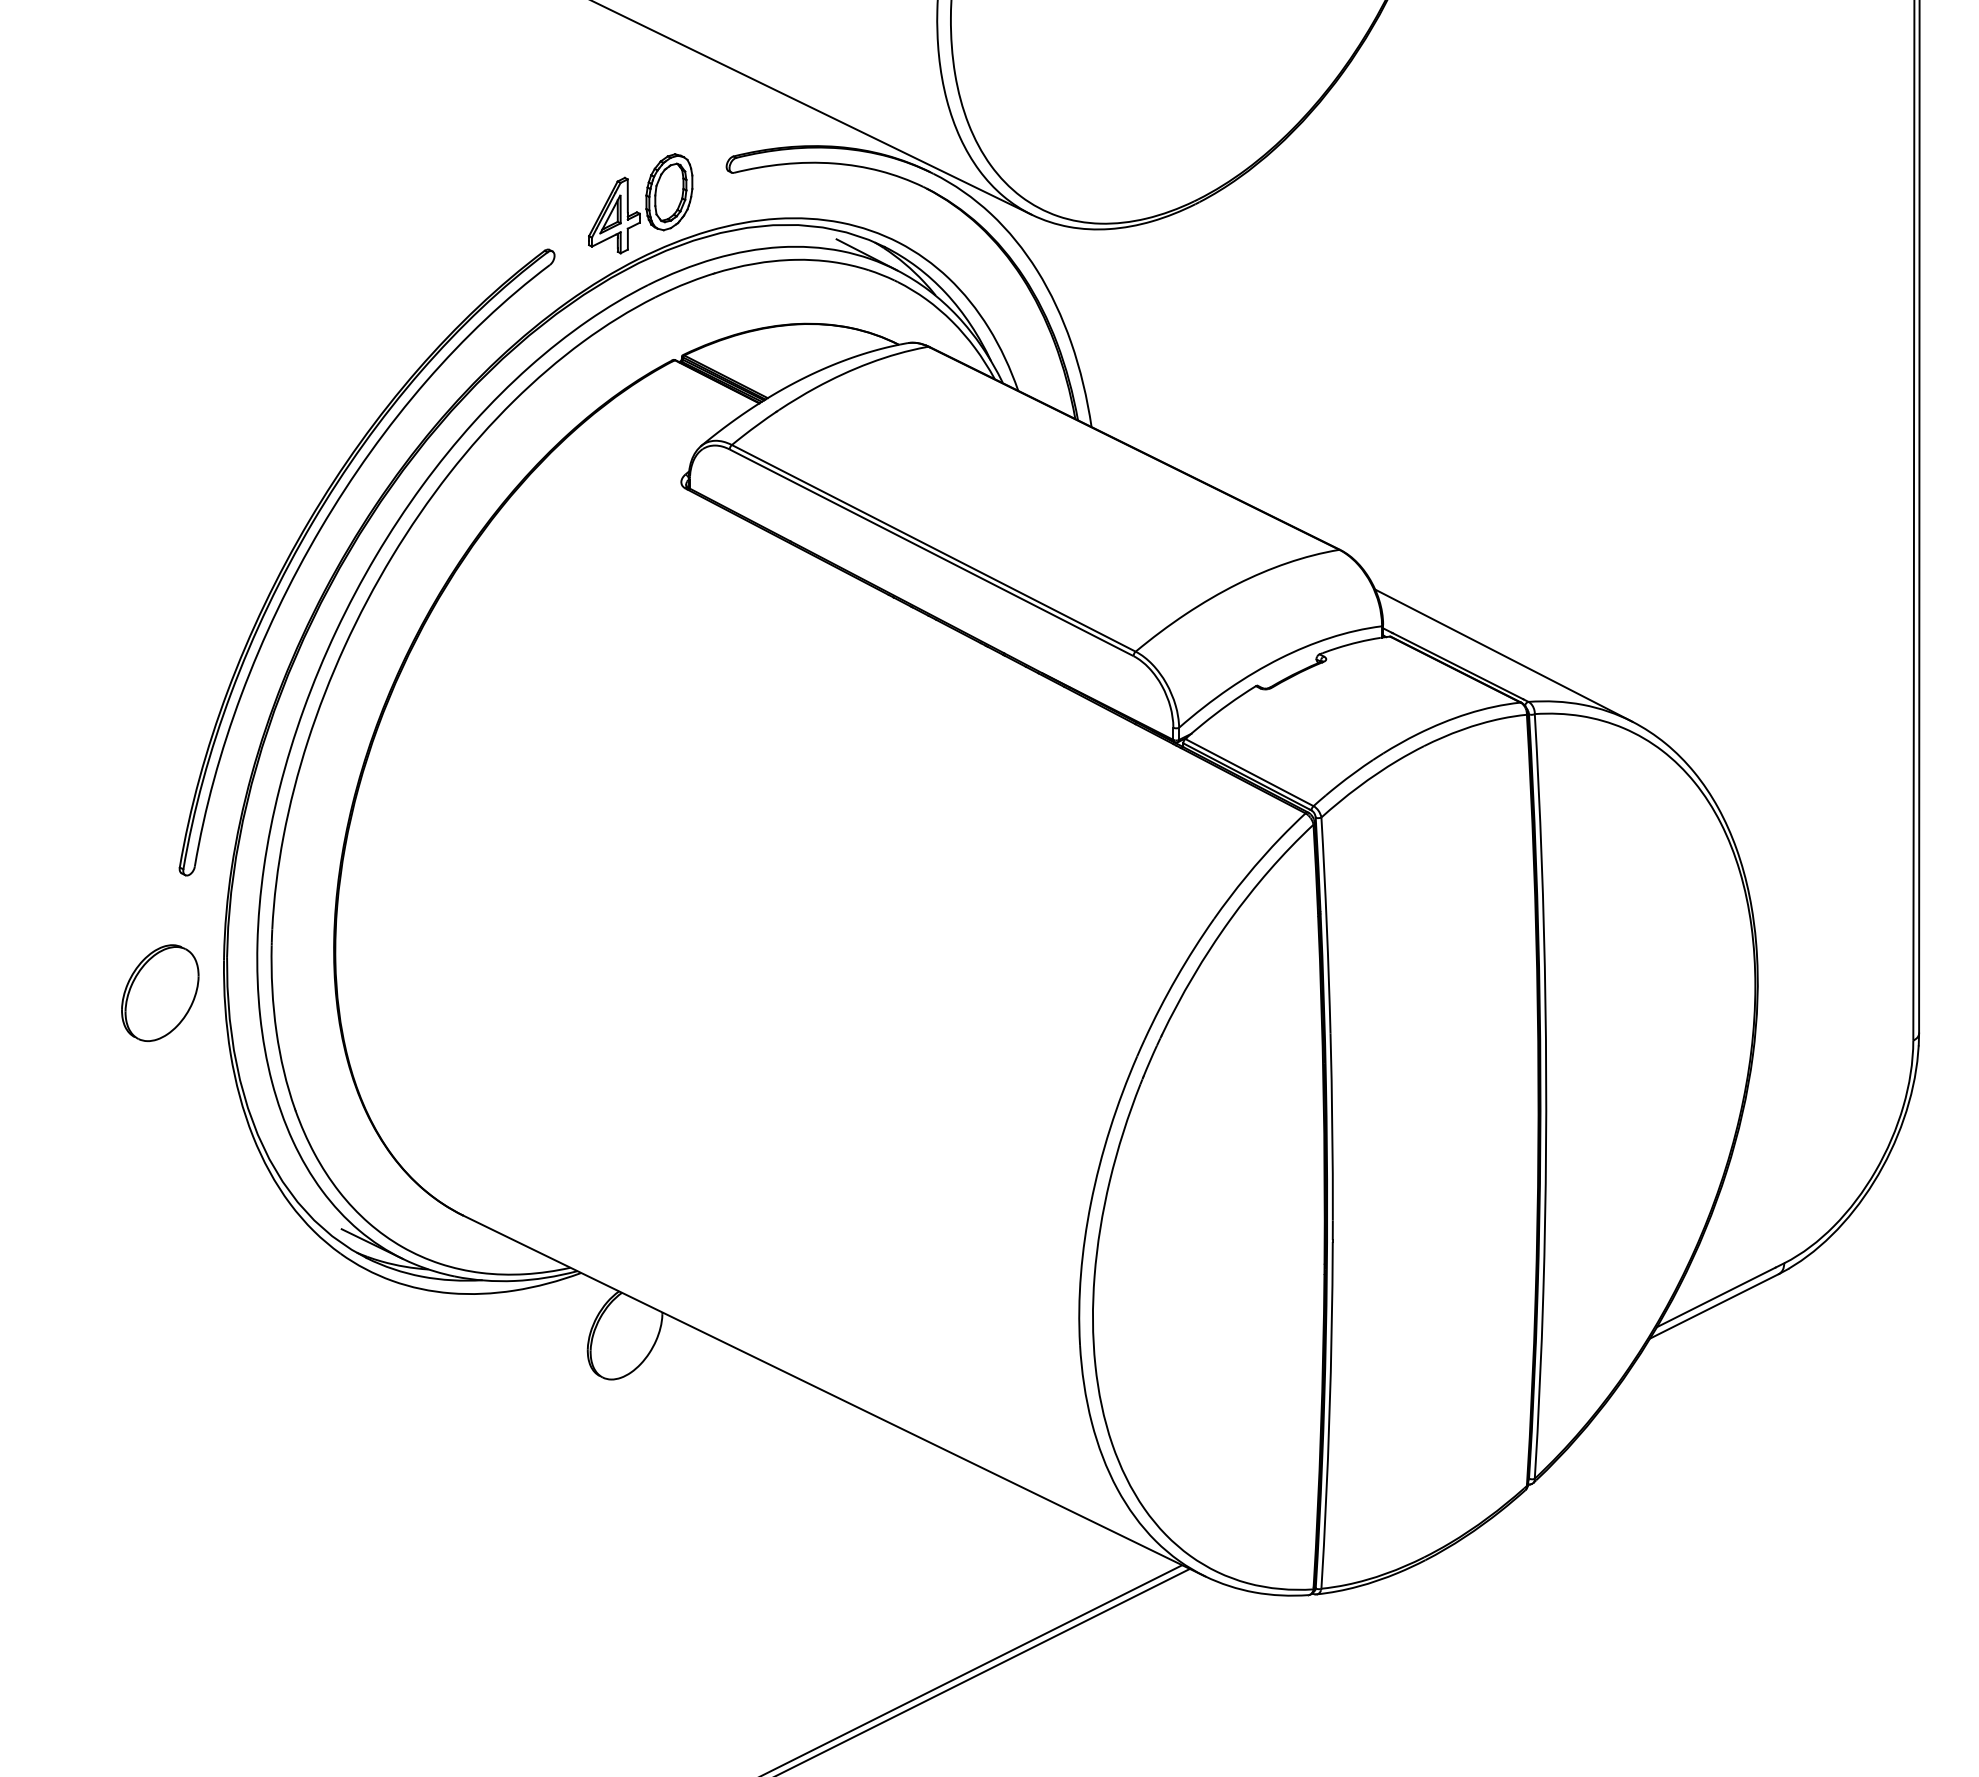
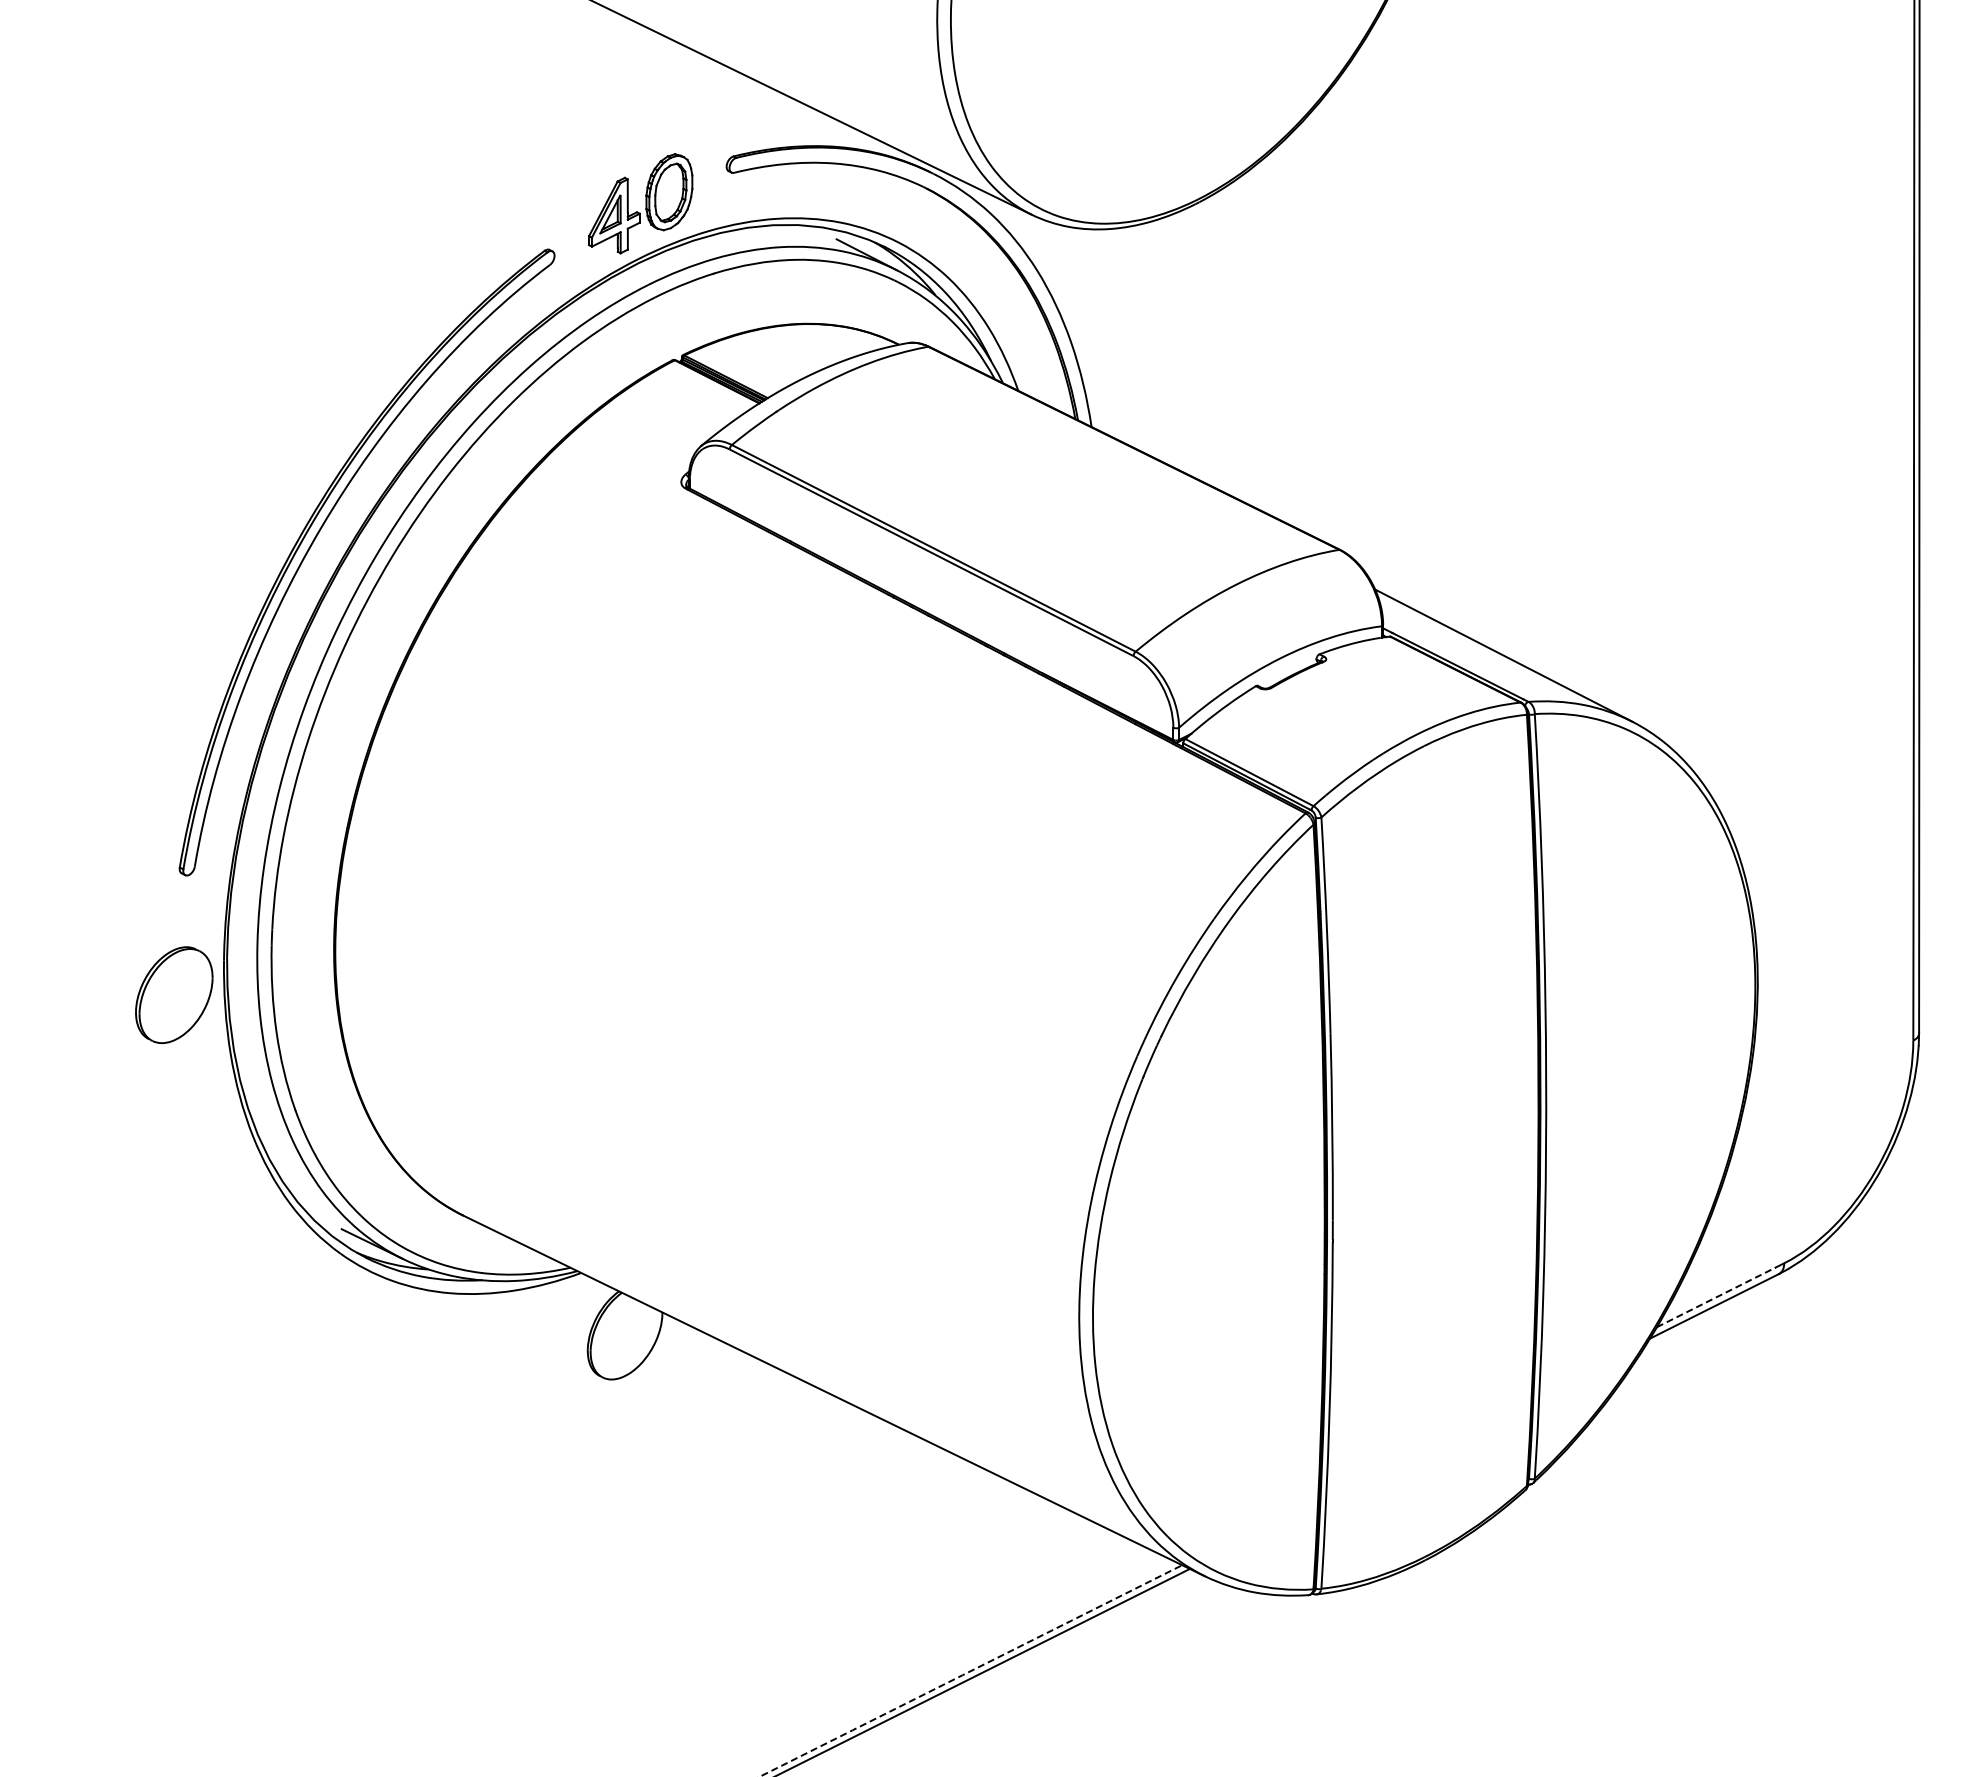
part position: (160, 992) -> (174, 994) (174, 994)
line: solid -> dashed (1716, 1297)
arc: solid -> dashed (971, 1670)
